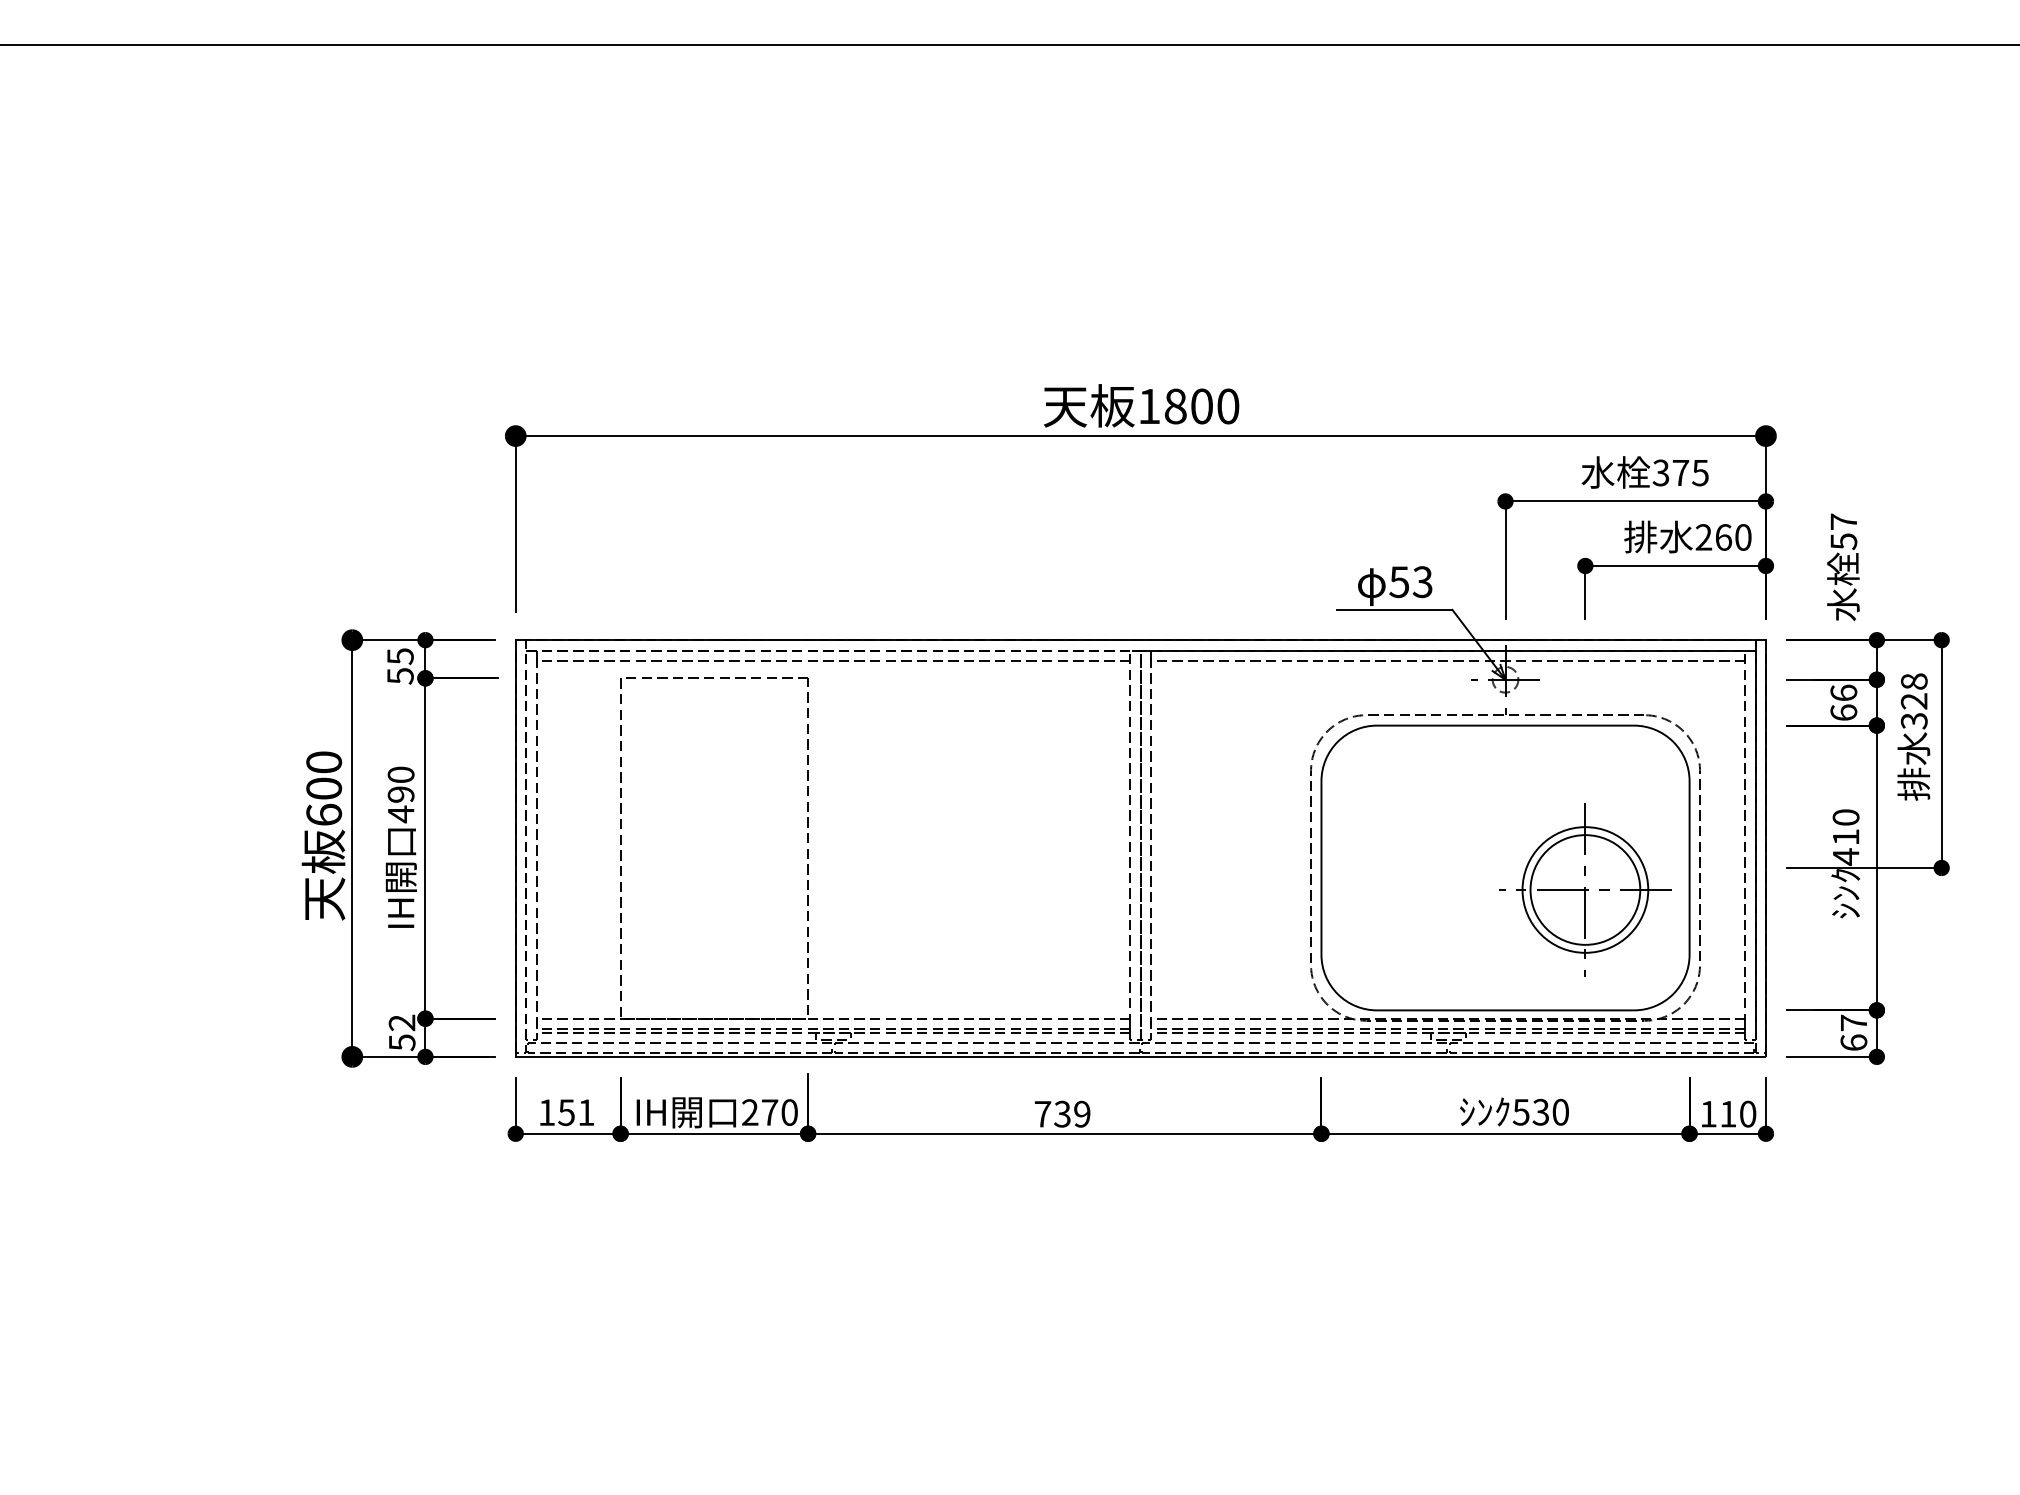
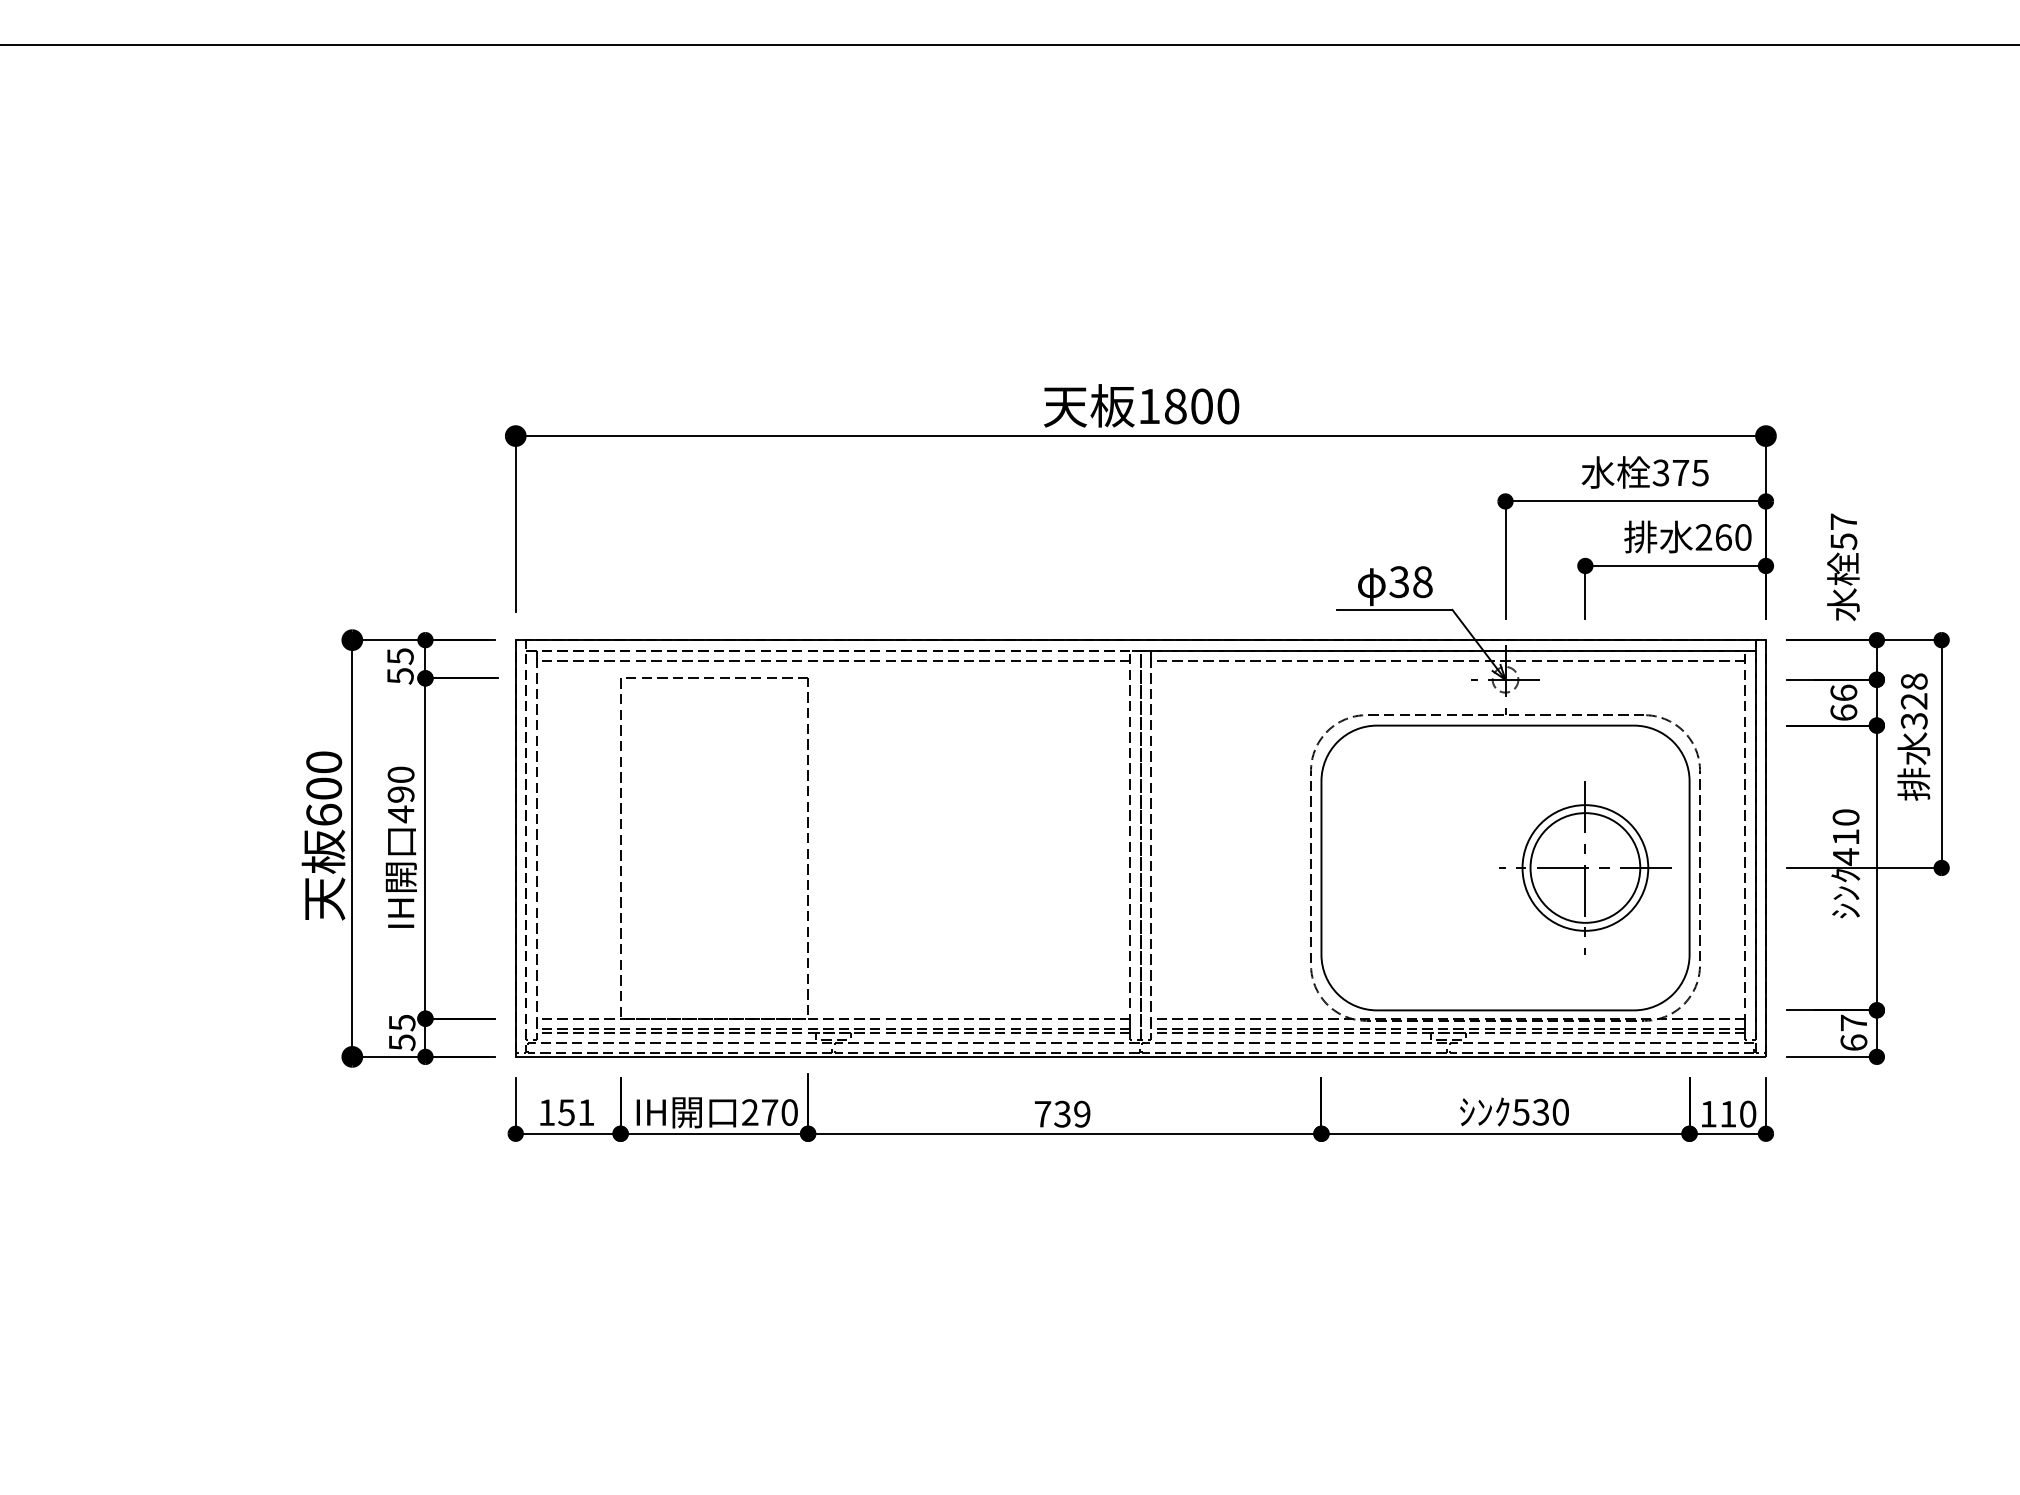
text: 53 -> 38 (1410, 581)
part position: (1585, 889) -> (1585, 867) (1585, 867)
text: 52 -> 55 (401, 1022)
